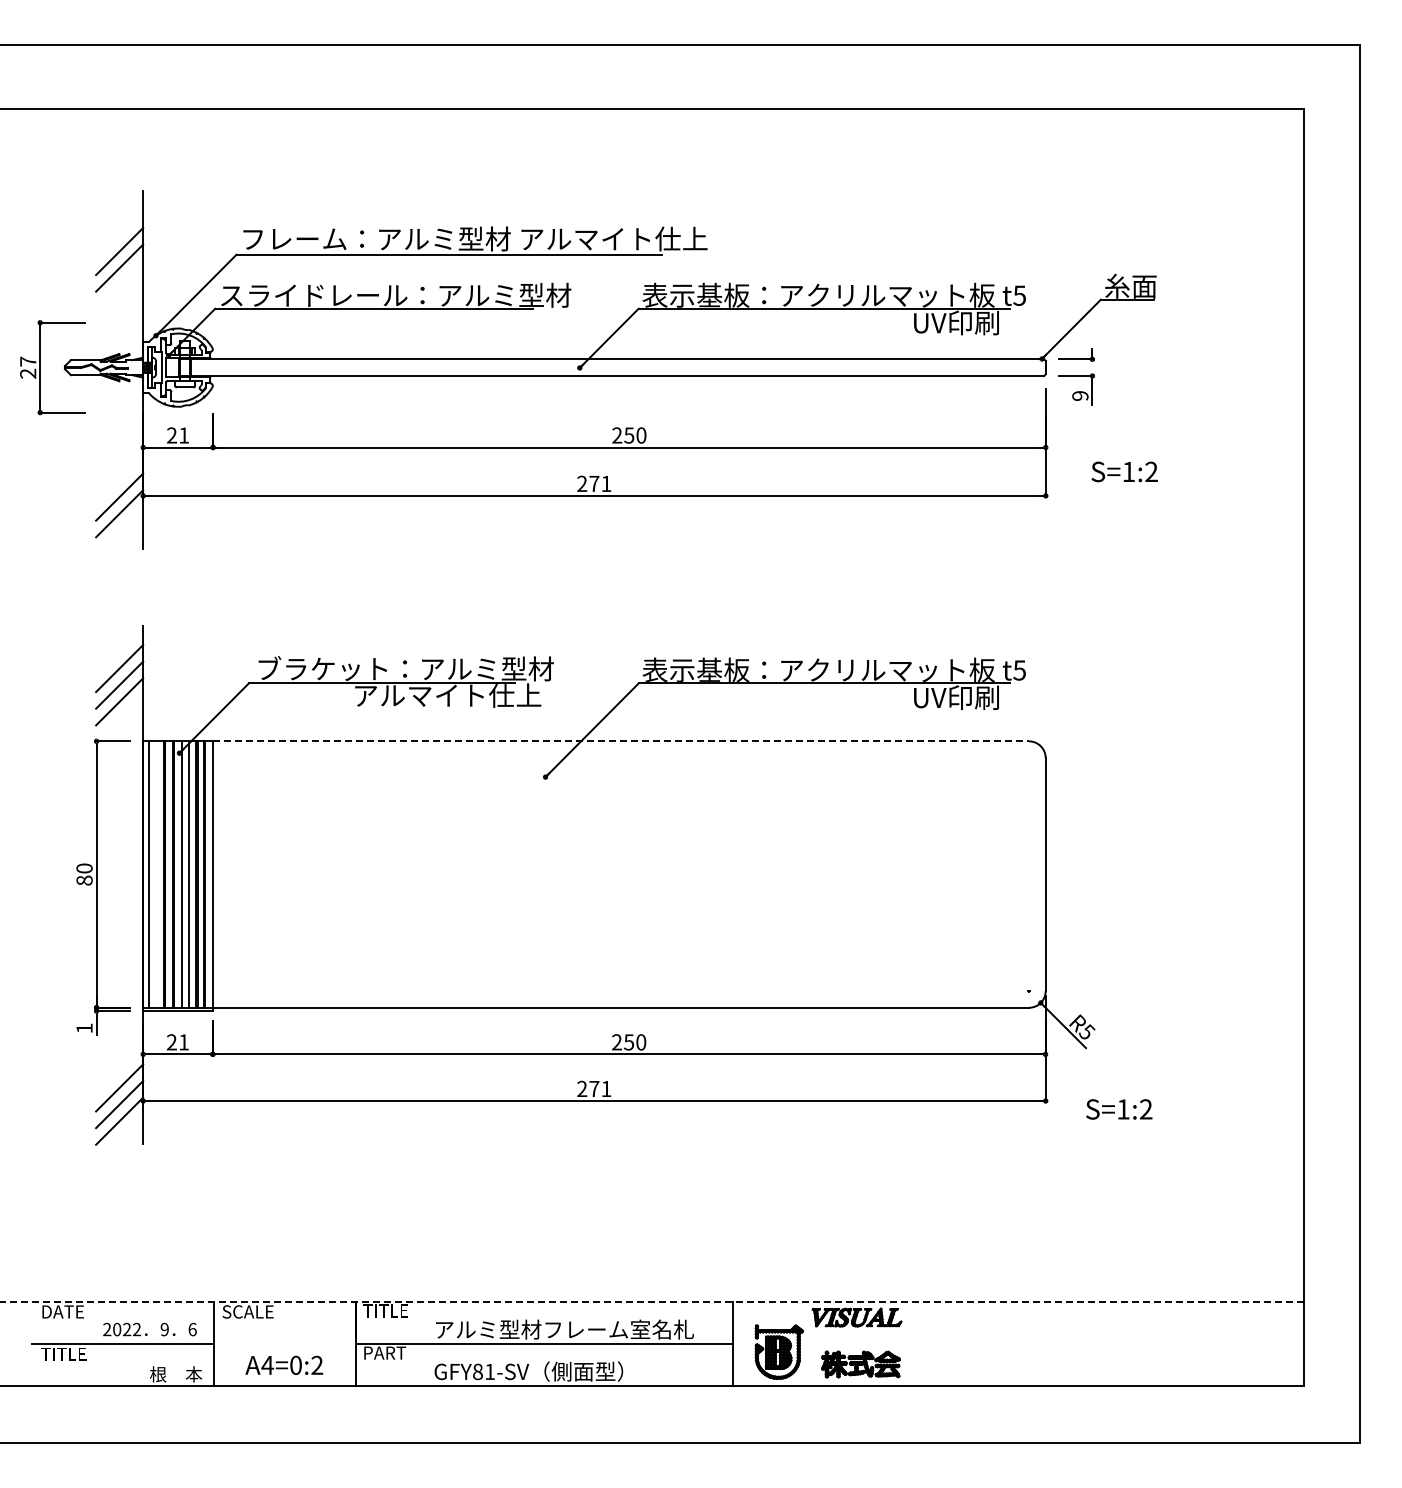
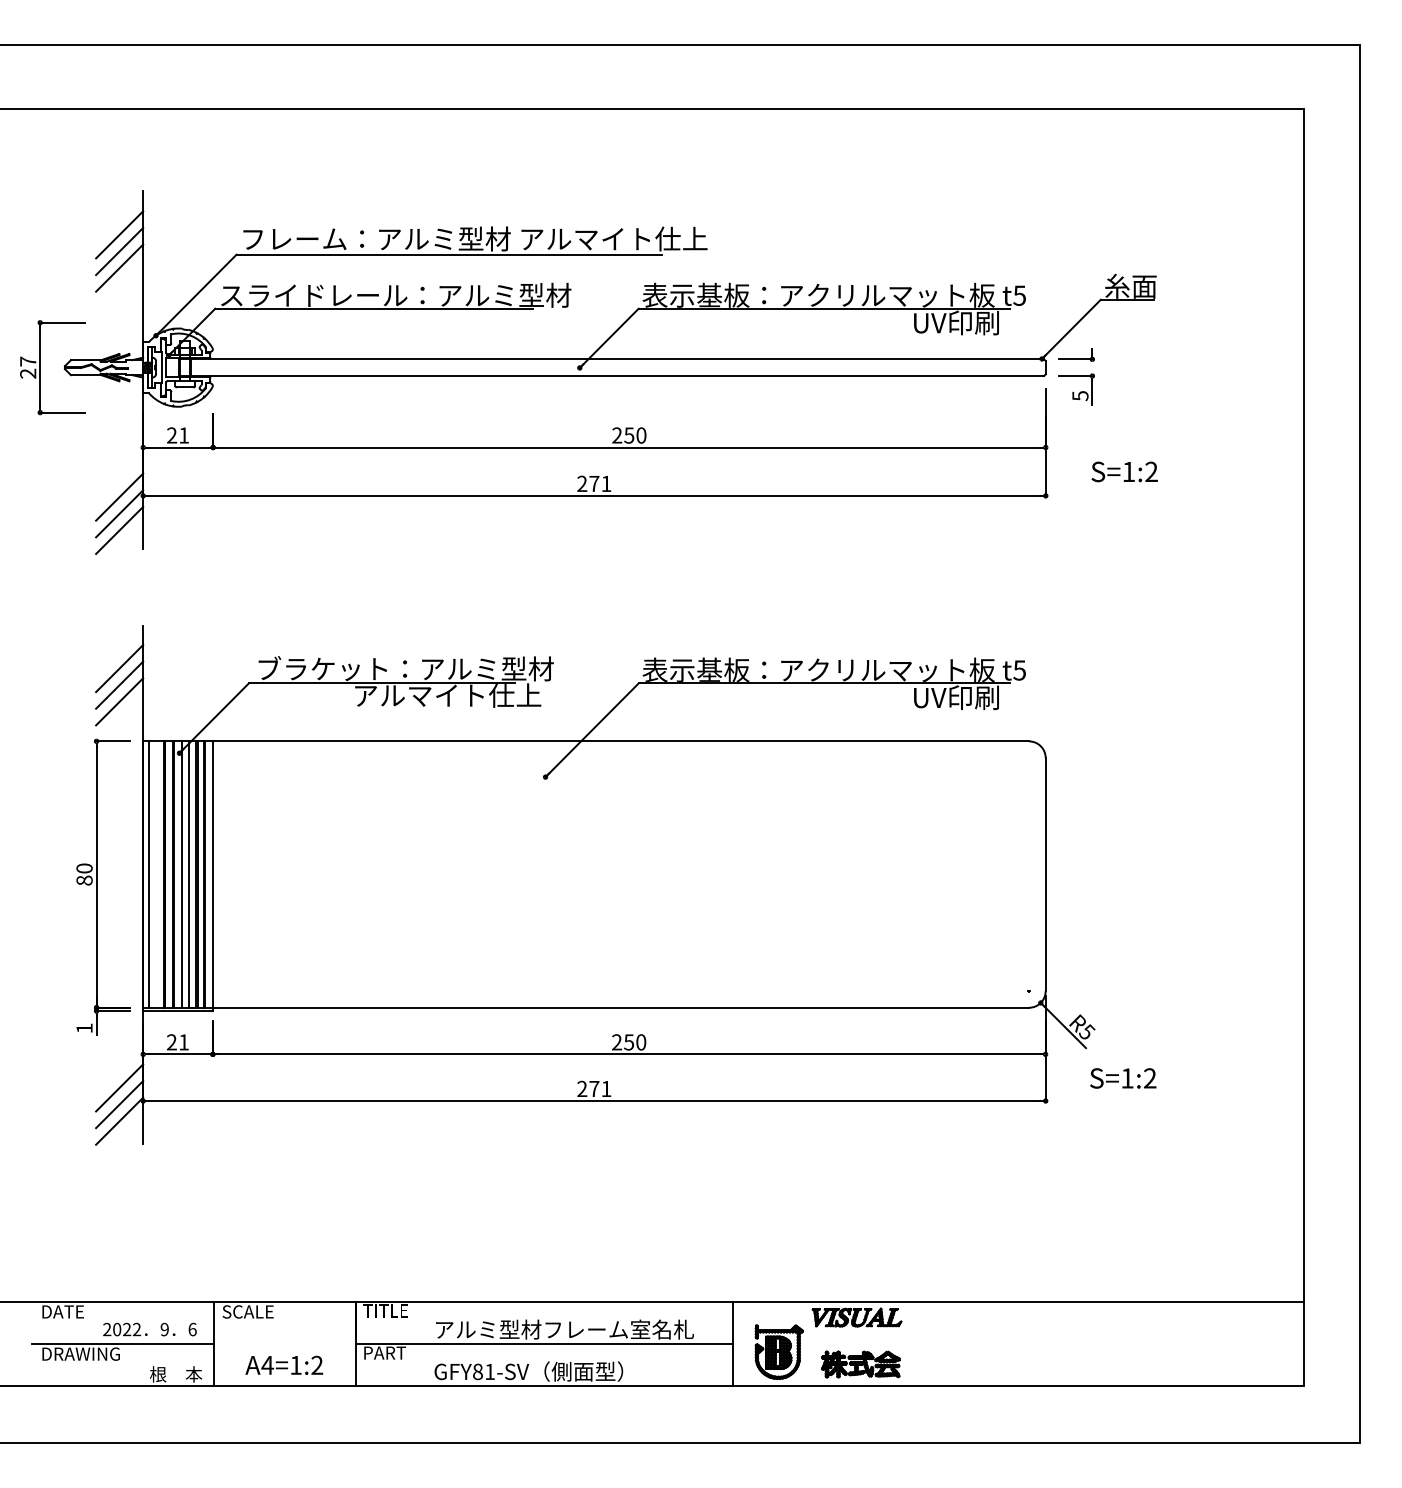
line: none -> present (119, 234)
text: 9 -> 5 (1080, 396)
line: none -> present (119, 529)
line: dashed -> solid (621, 741)
text position: (1119, 1109) -> (1123, 1078) (1123, 1078)
line: dashed -> solid (652, 1302)
text: TITLE -> DRAWING (80, 1353)
text: A4=0:2 -> A4=1:2 (295, 1364)
